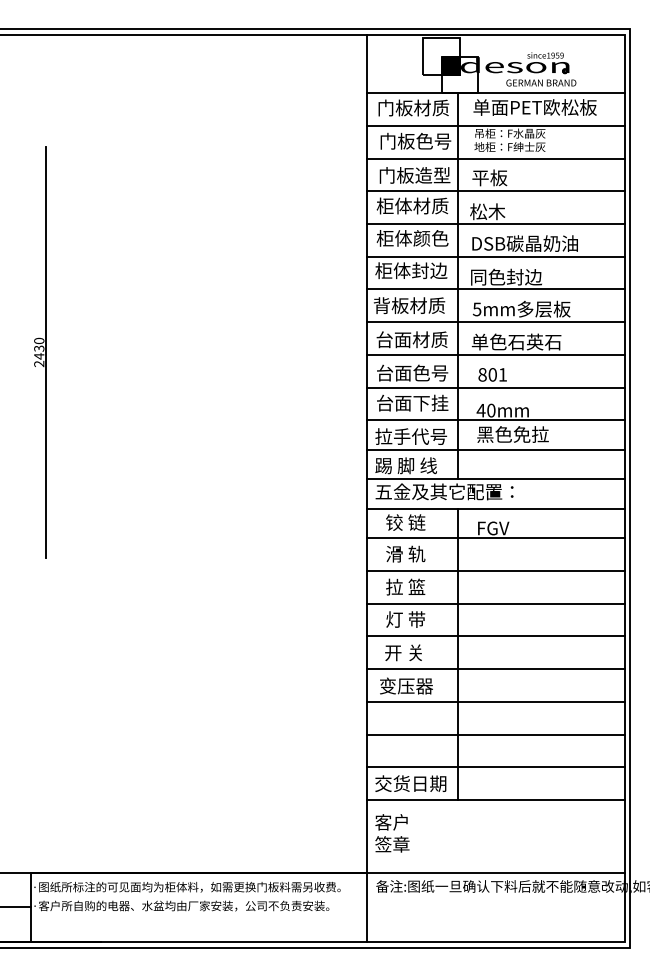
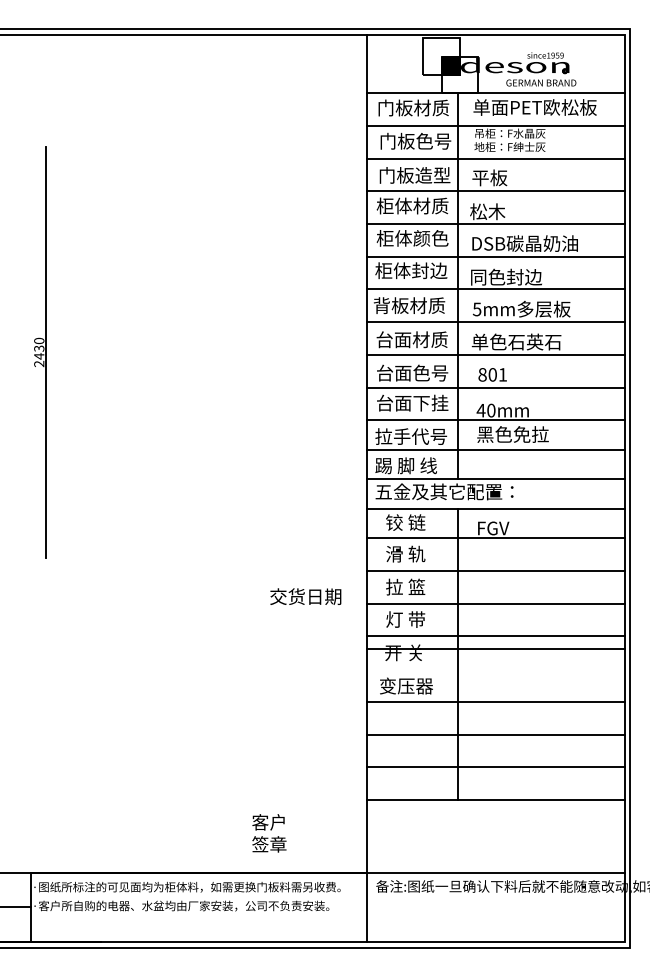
line position: (495, 669) -> (495, 649) (495, 649)
text position: (410, 783) -> (305, 596) (305, 596)
text position: (392, 833) -> (269, 833) (269, 833)
